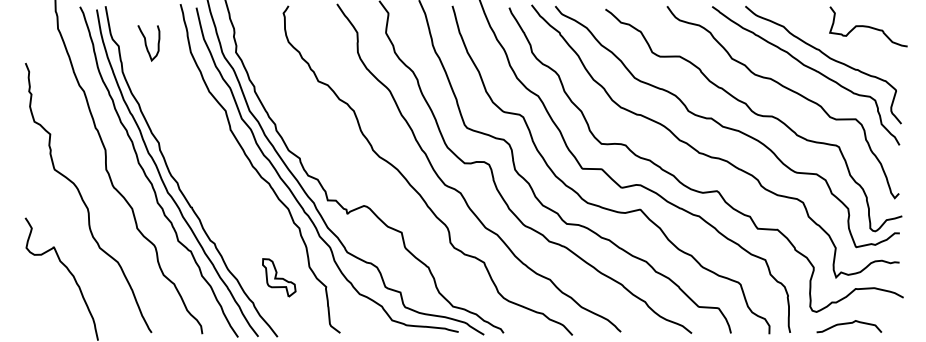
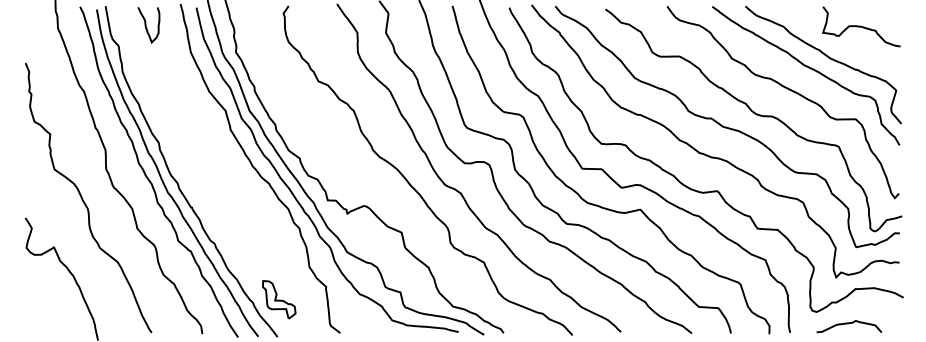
curve position: (868, 26) -> (861, 26) (861, 26)
curve position: (146, 43) -> (146, 25) (146, 25)
part position: (279, 277) -> (279, 299) (279, 299)
